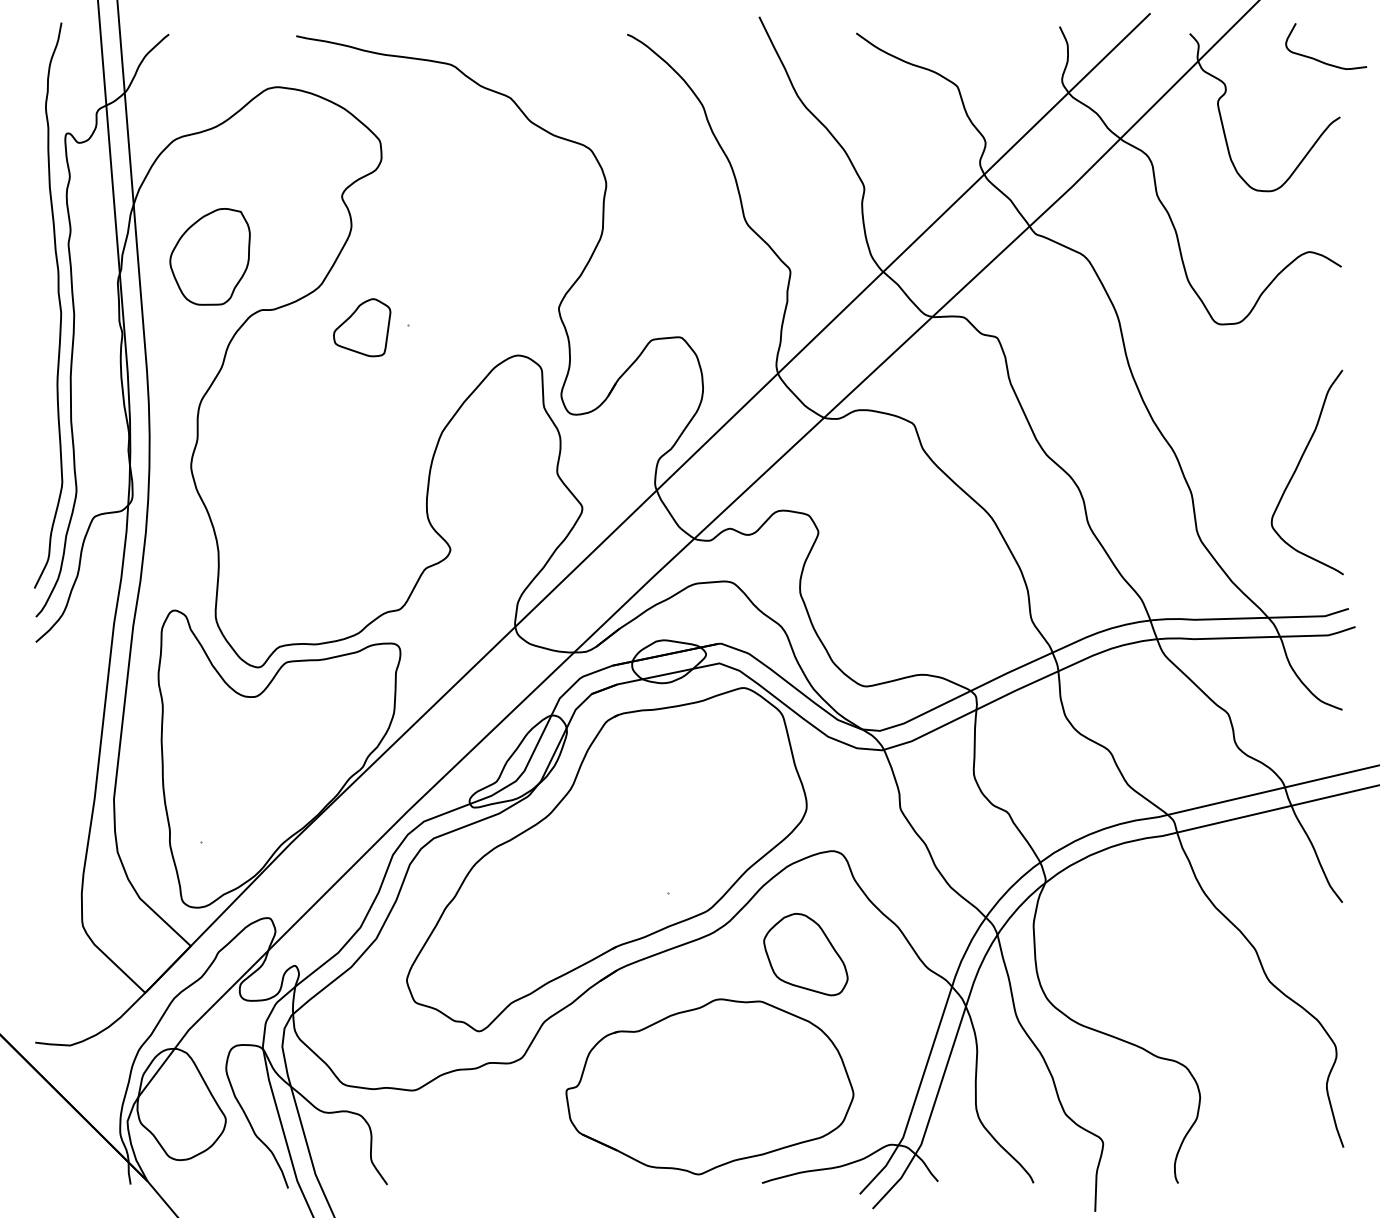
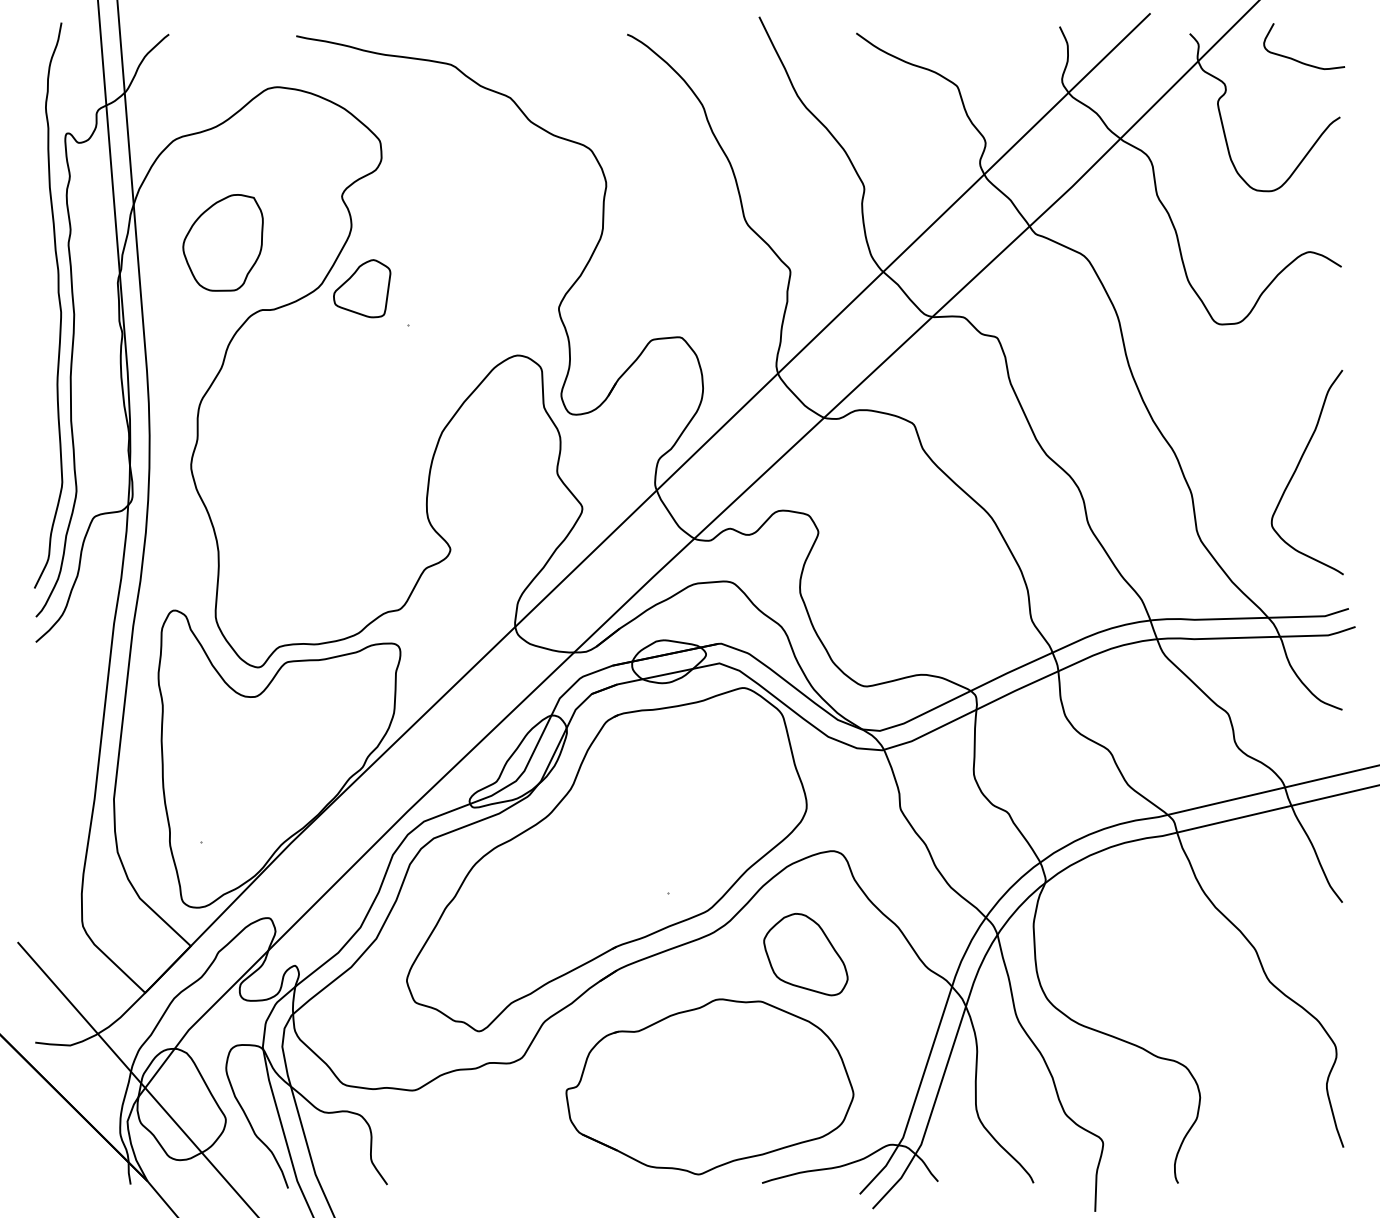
curve position: (1320, 60) -> (1298, 60) (1298, 60)
part position: (209, 256) -> (222, 242) (222, 242)
part position: (362, 327) -> (362, 288) (362, 288)
line: none -> present (136, 1078)
